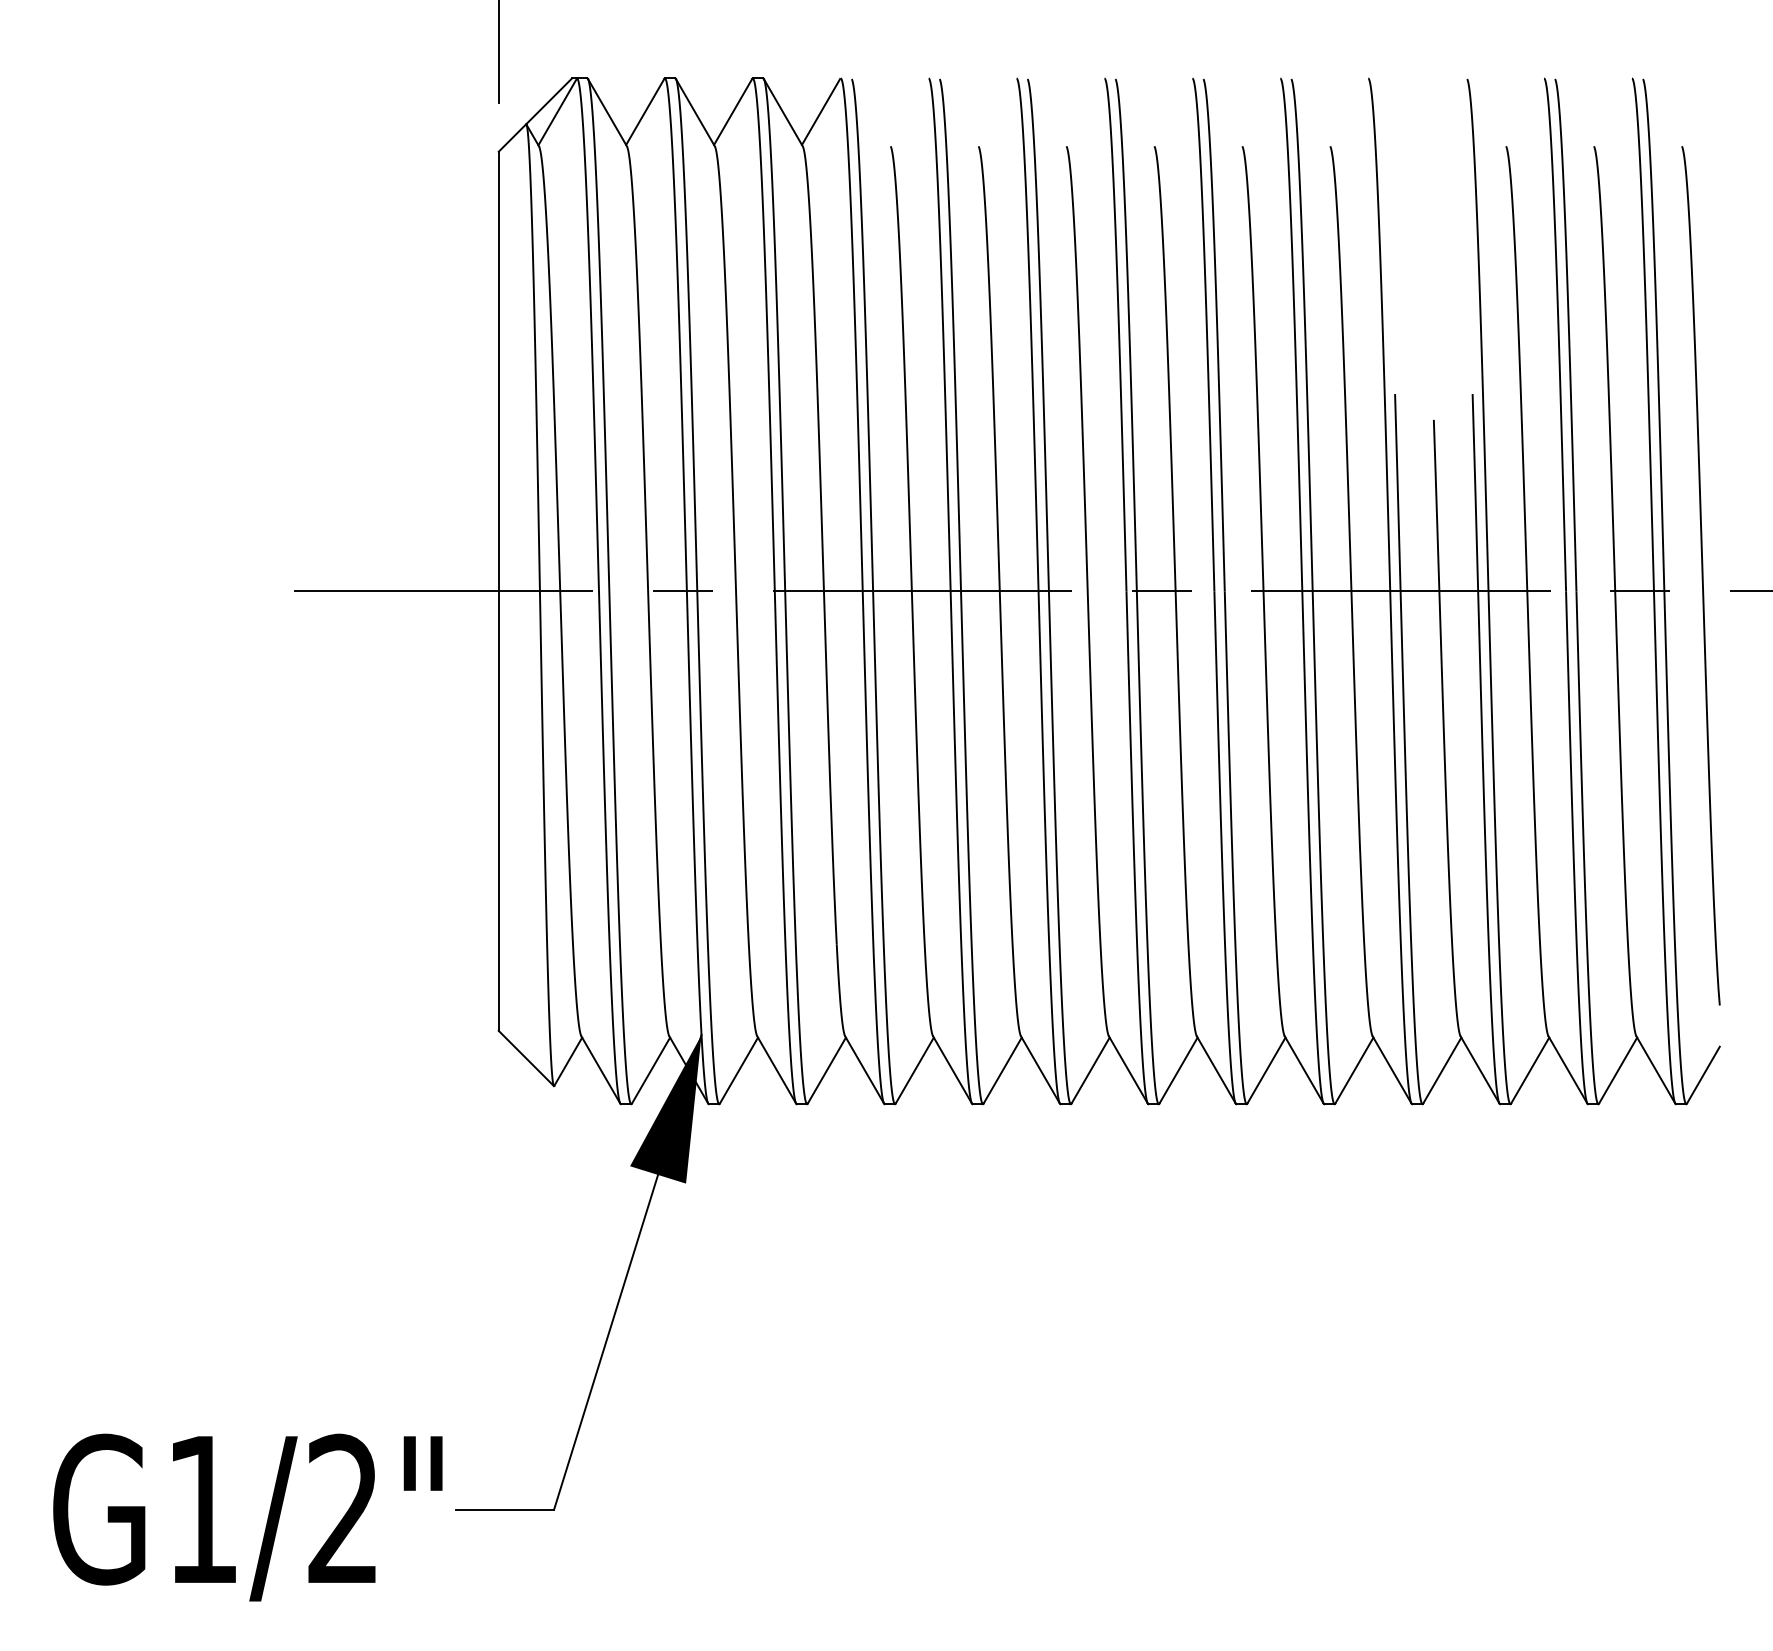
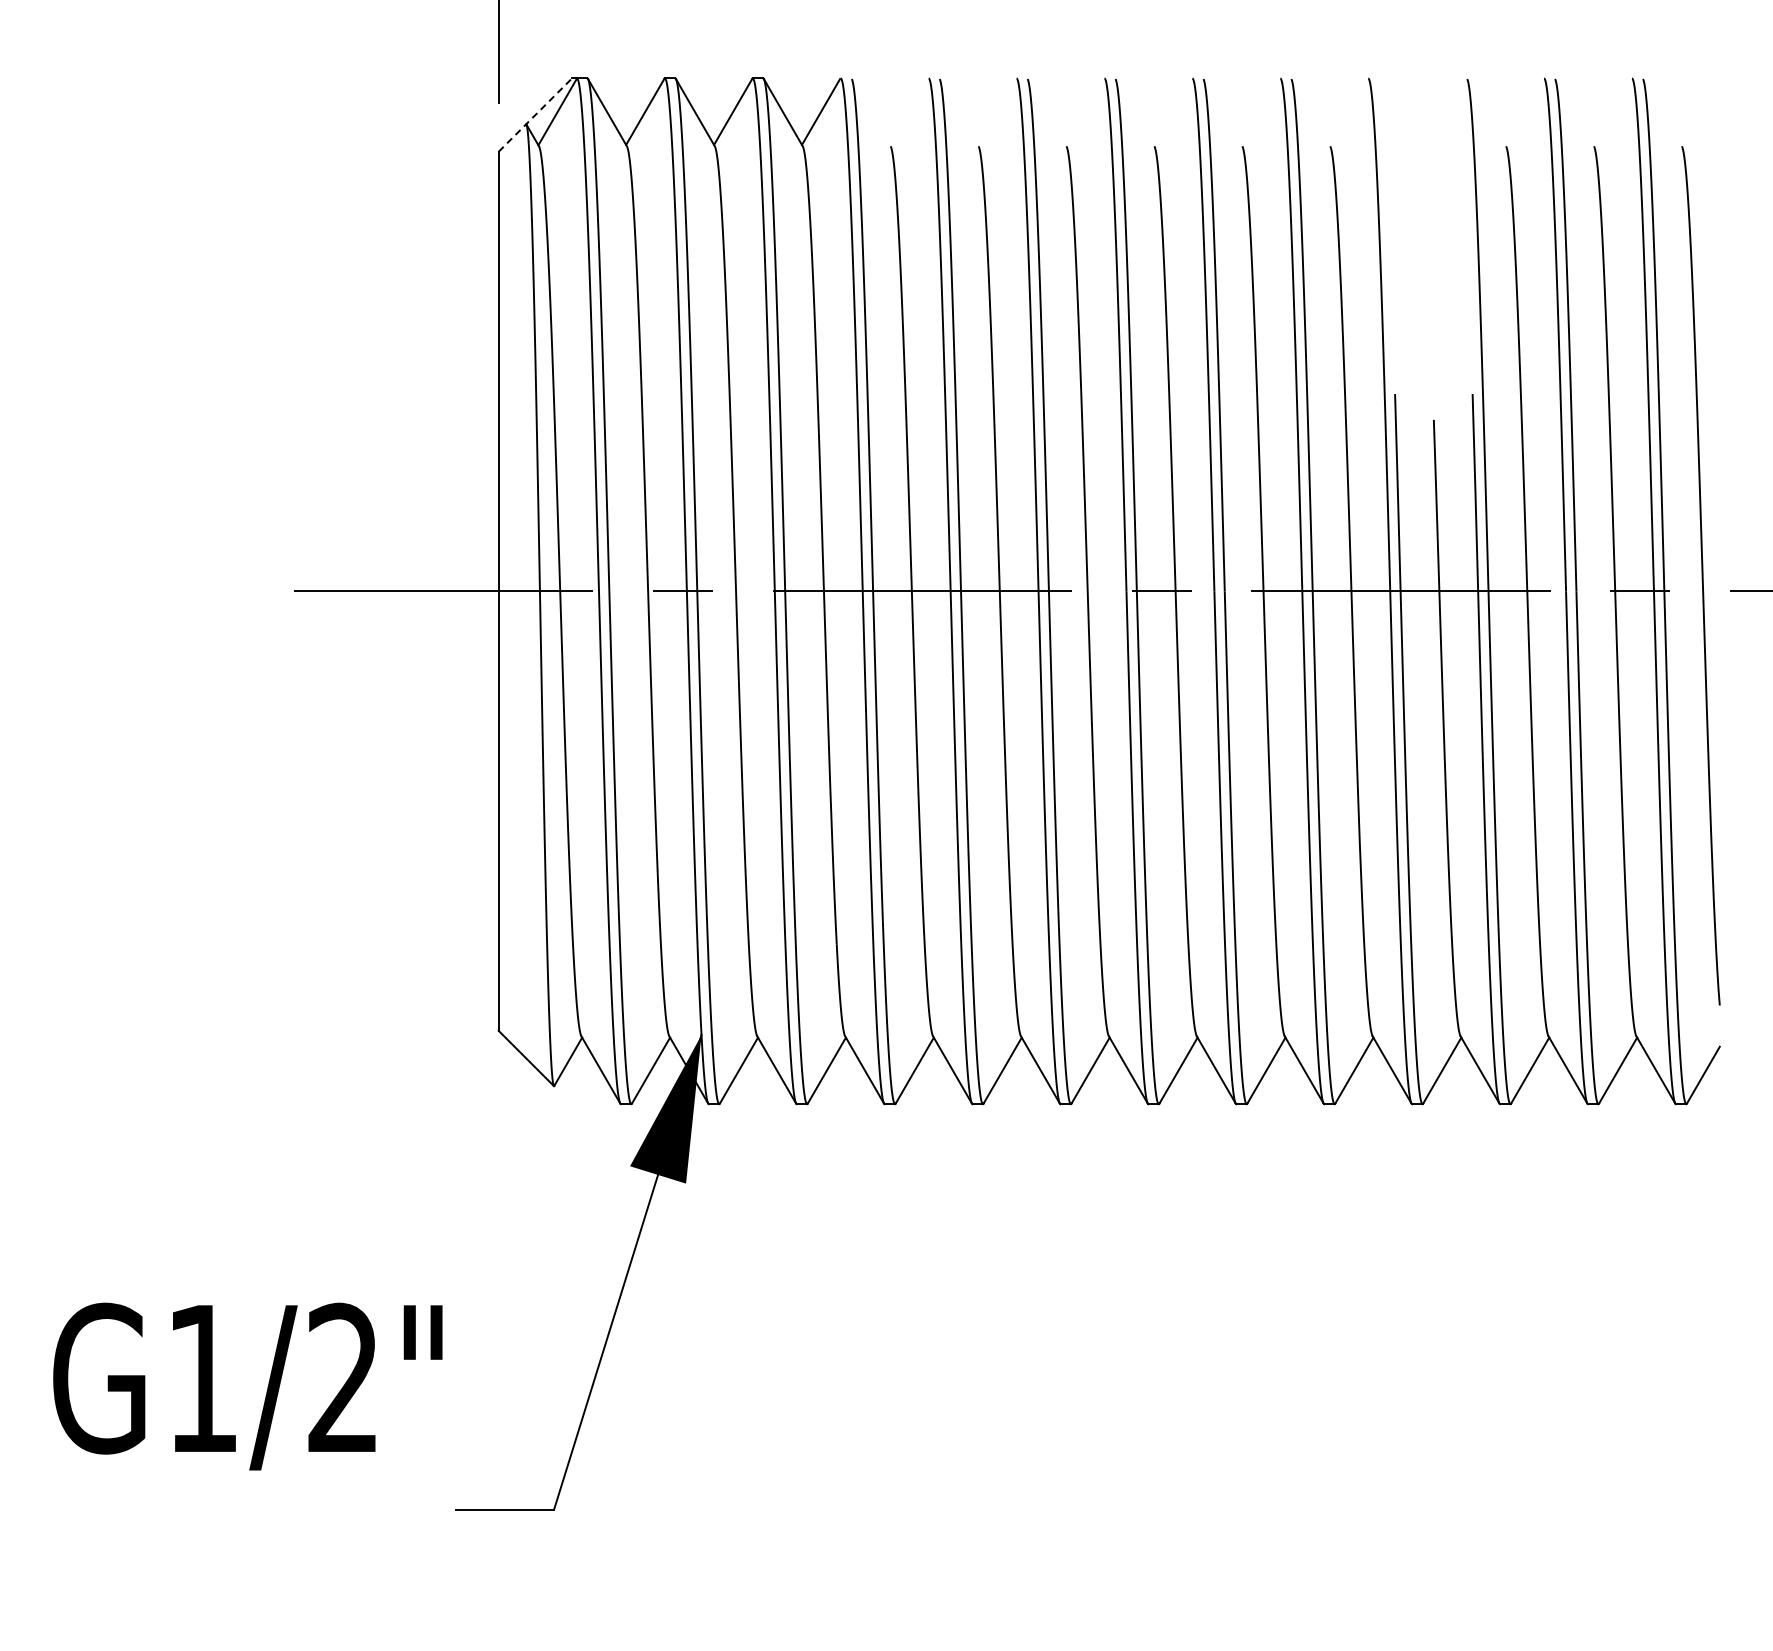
line: solid -> dashed (535, 115)
text position: (247, 1517) -> (247, 1386) (247, 1386)
